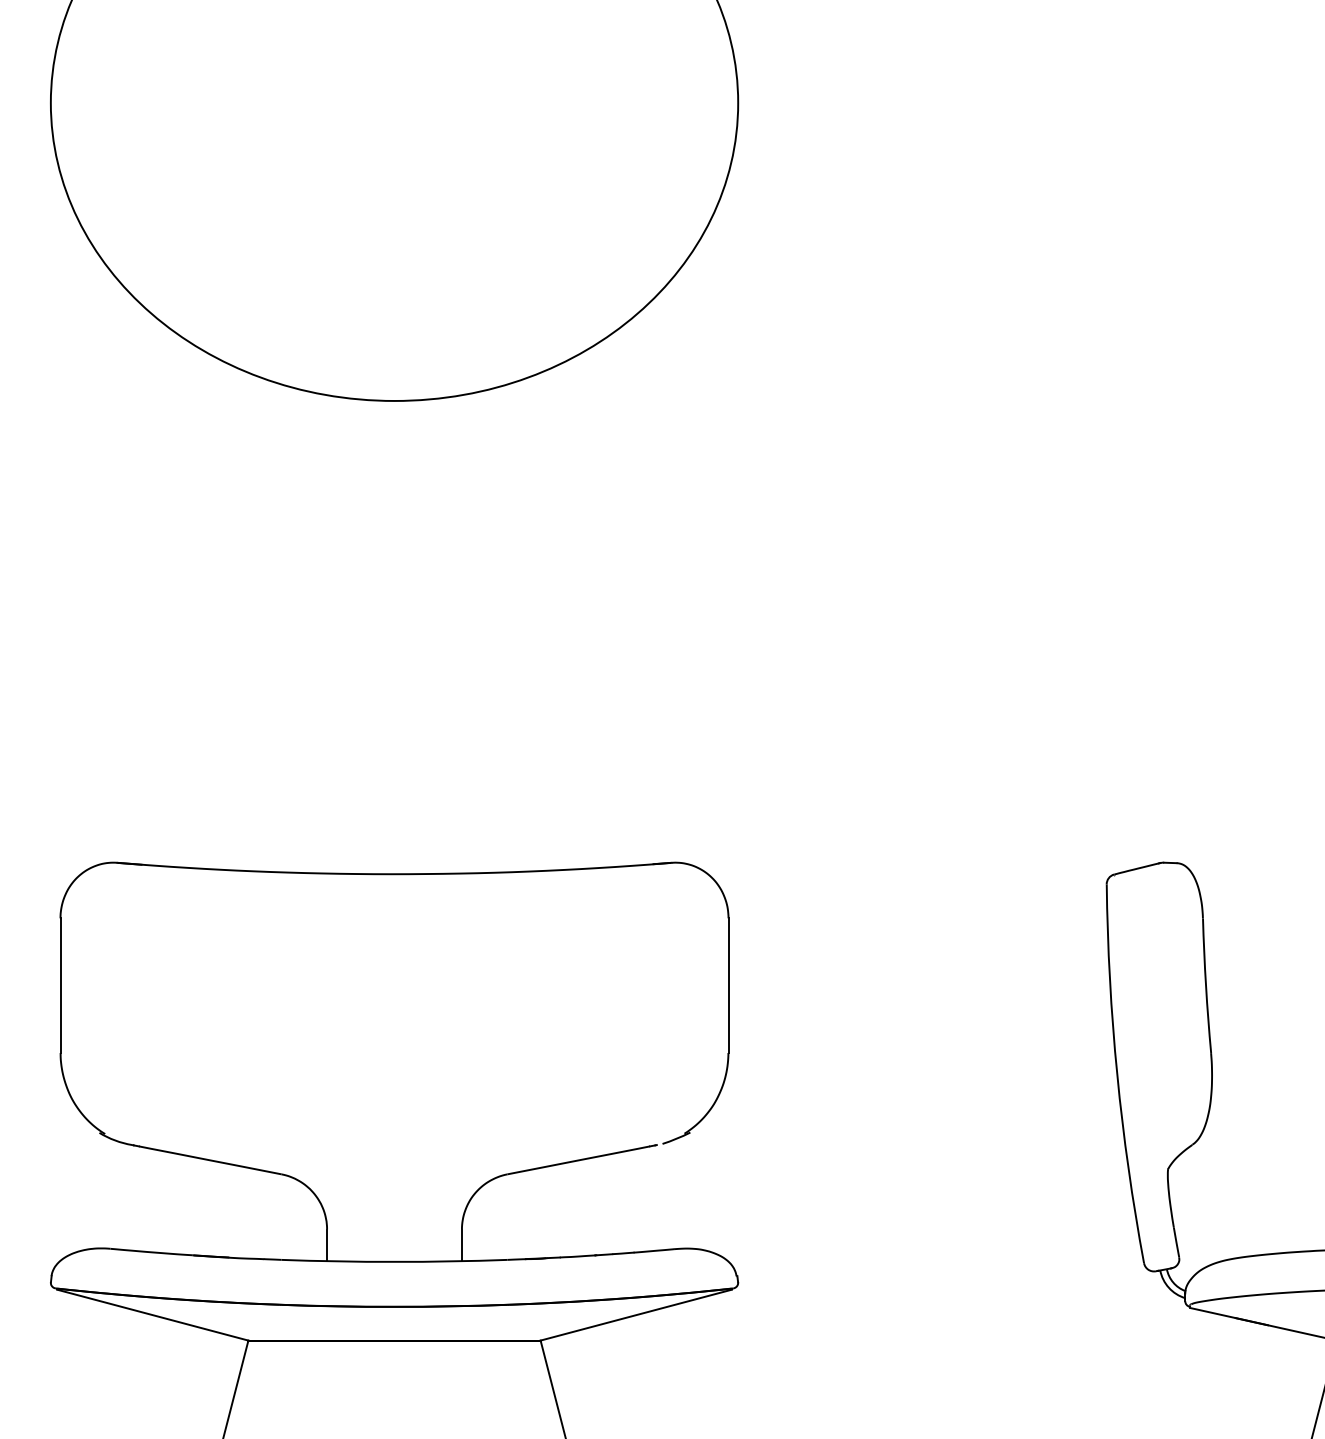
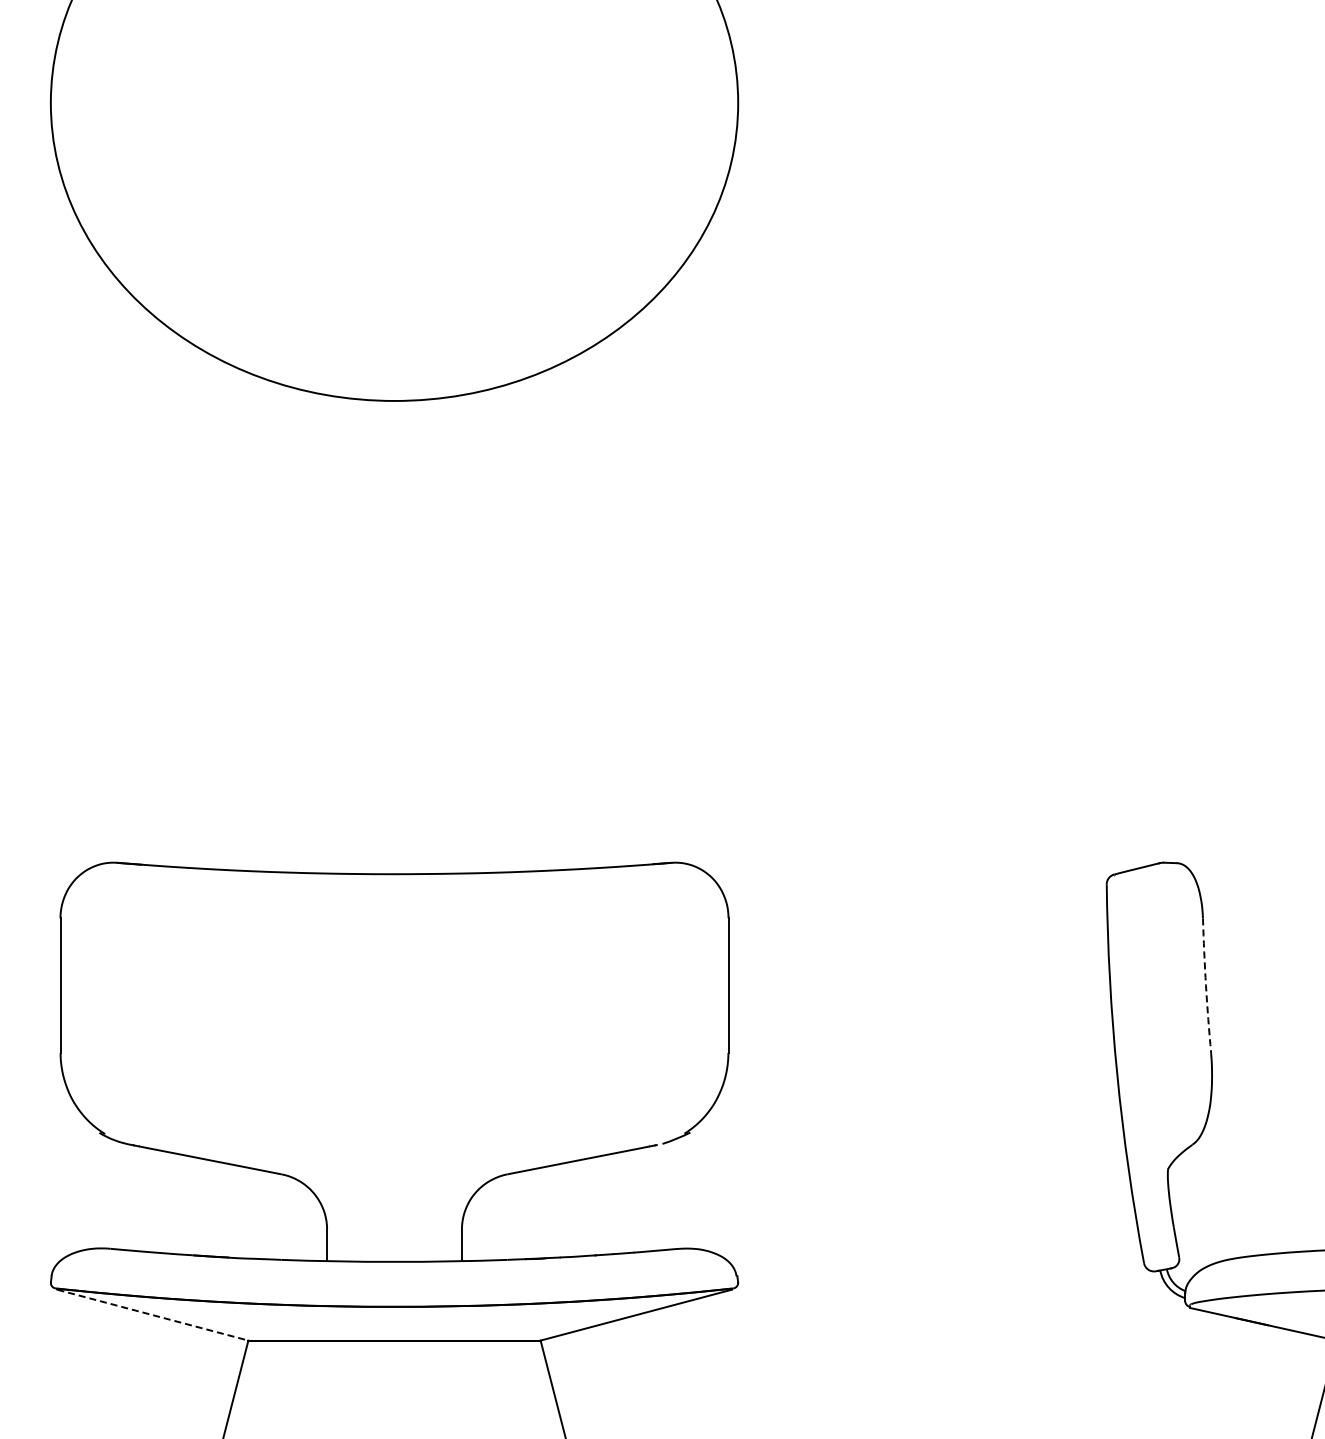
arc: solid -> dashed (1206, 985)
line: solid -> dashed (152, 1315)
